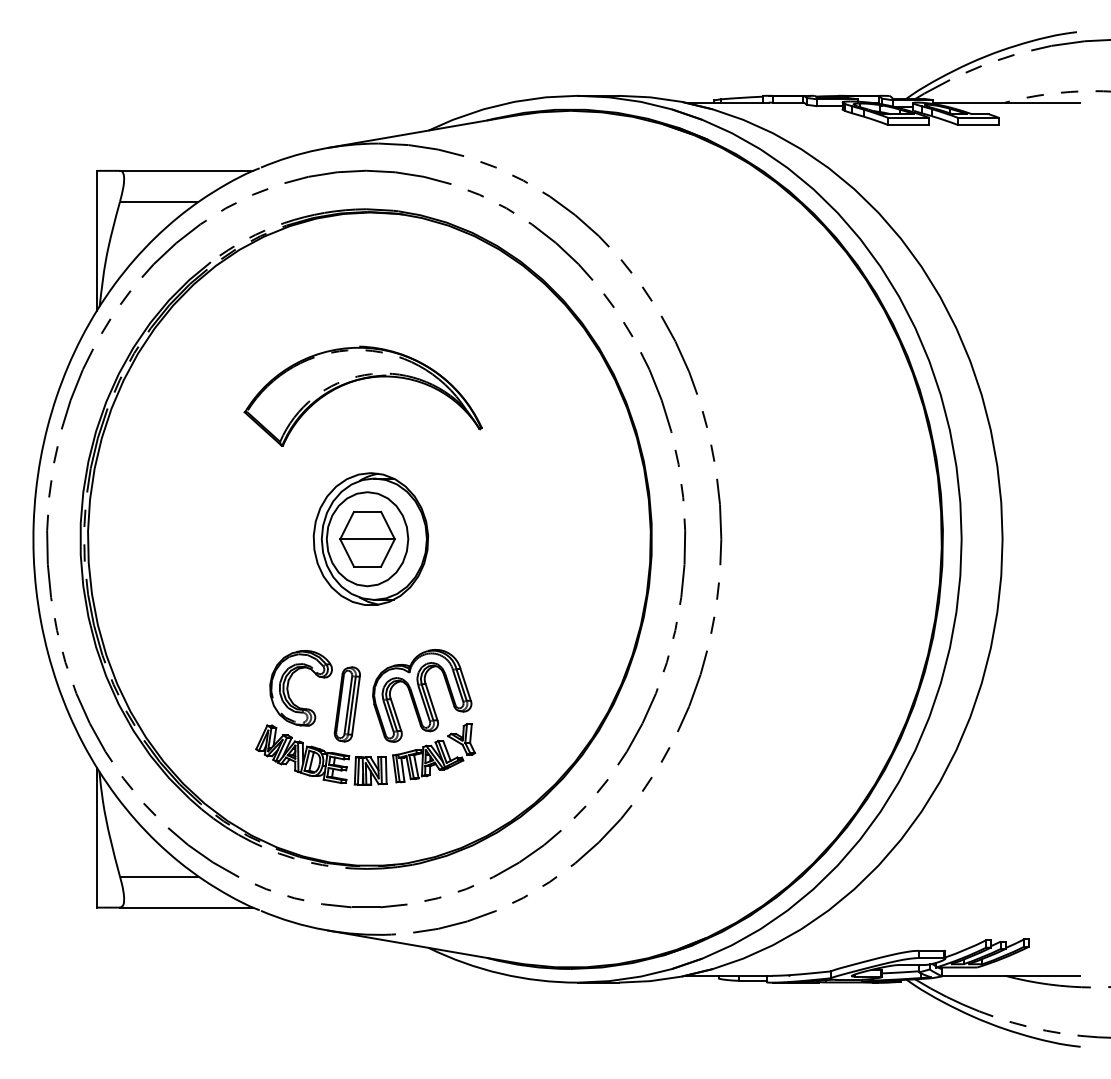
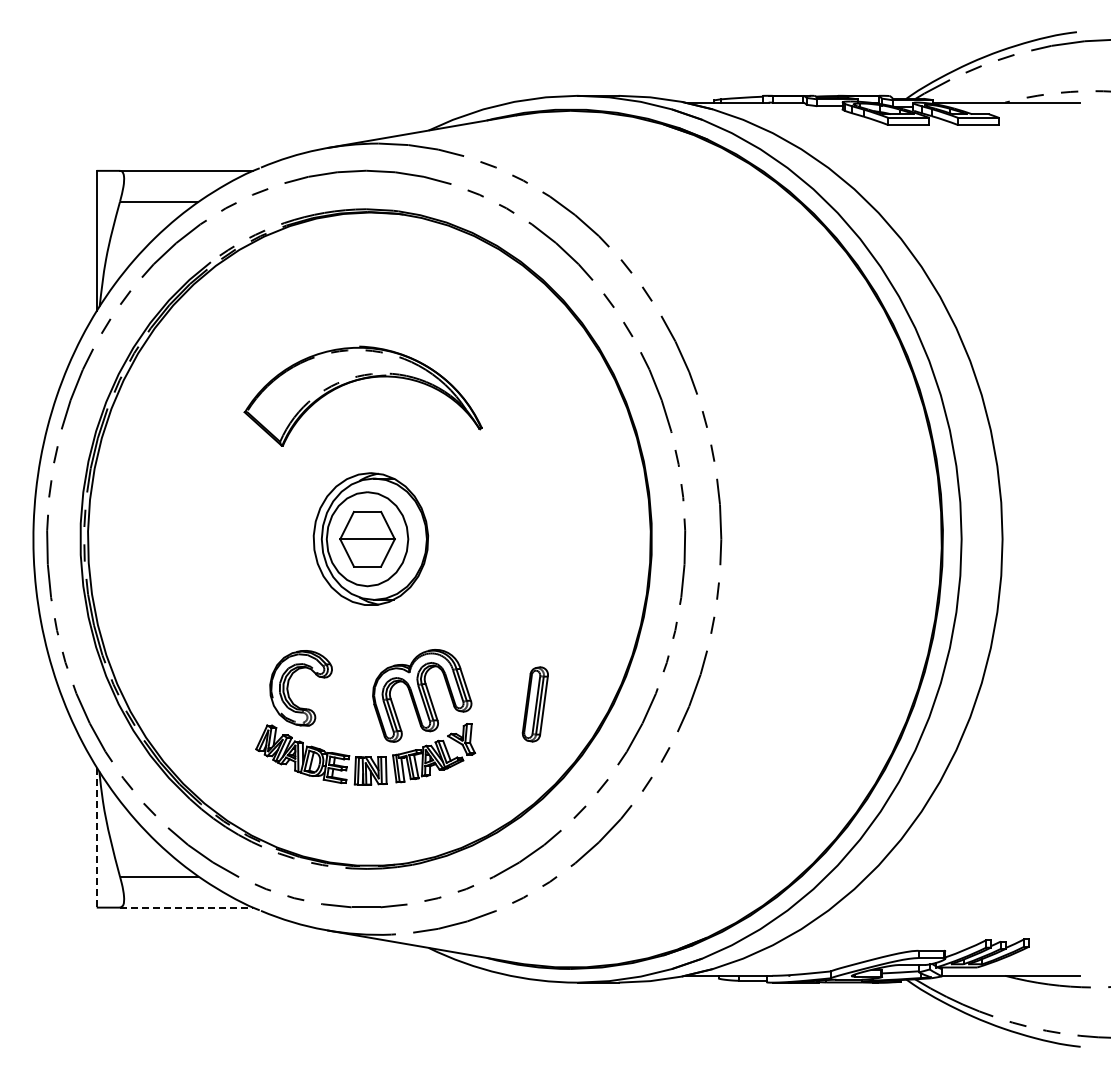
part position: (346, 704) -> (534, 704) (534, 704)
line: solid -> dashed (96, 837)
line: solid -> dashed (186, 907)
